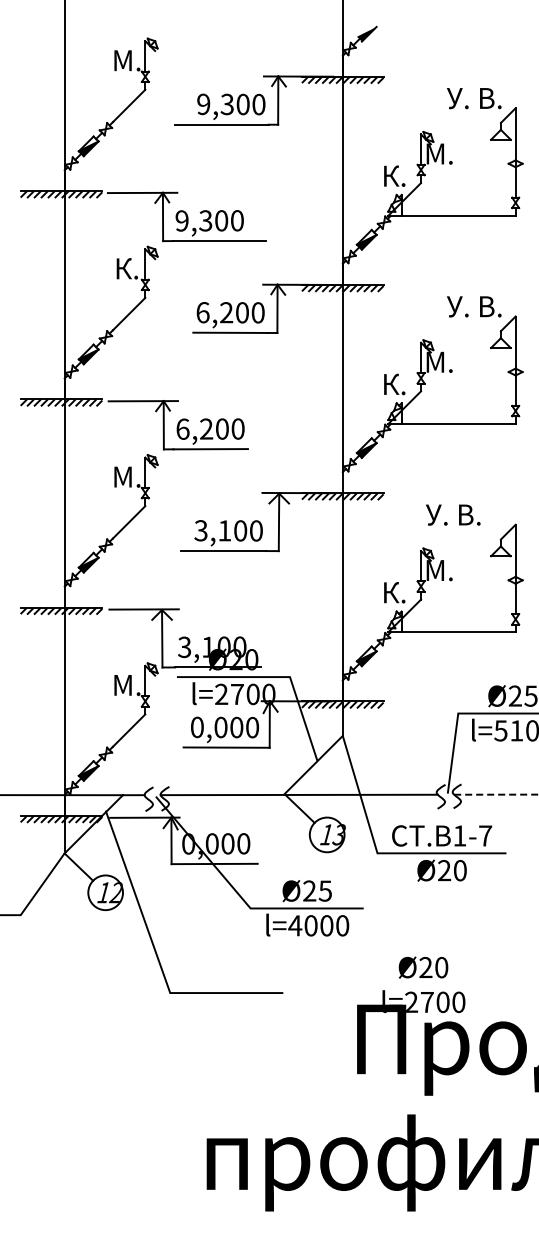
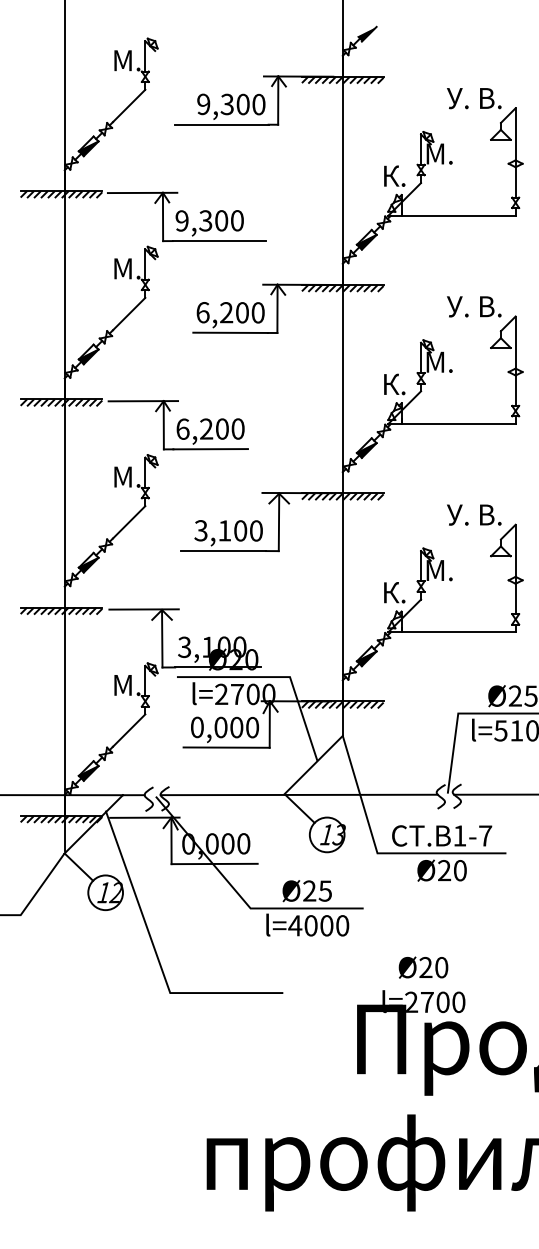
text: К. -> М. (127, 268)
text position: (453, 514) -> (474, 514) (474, 514)
line: dashed -> solid (496, 794)
